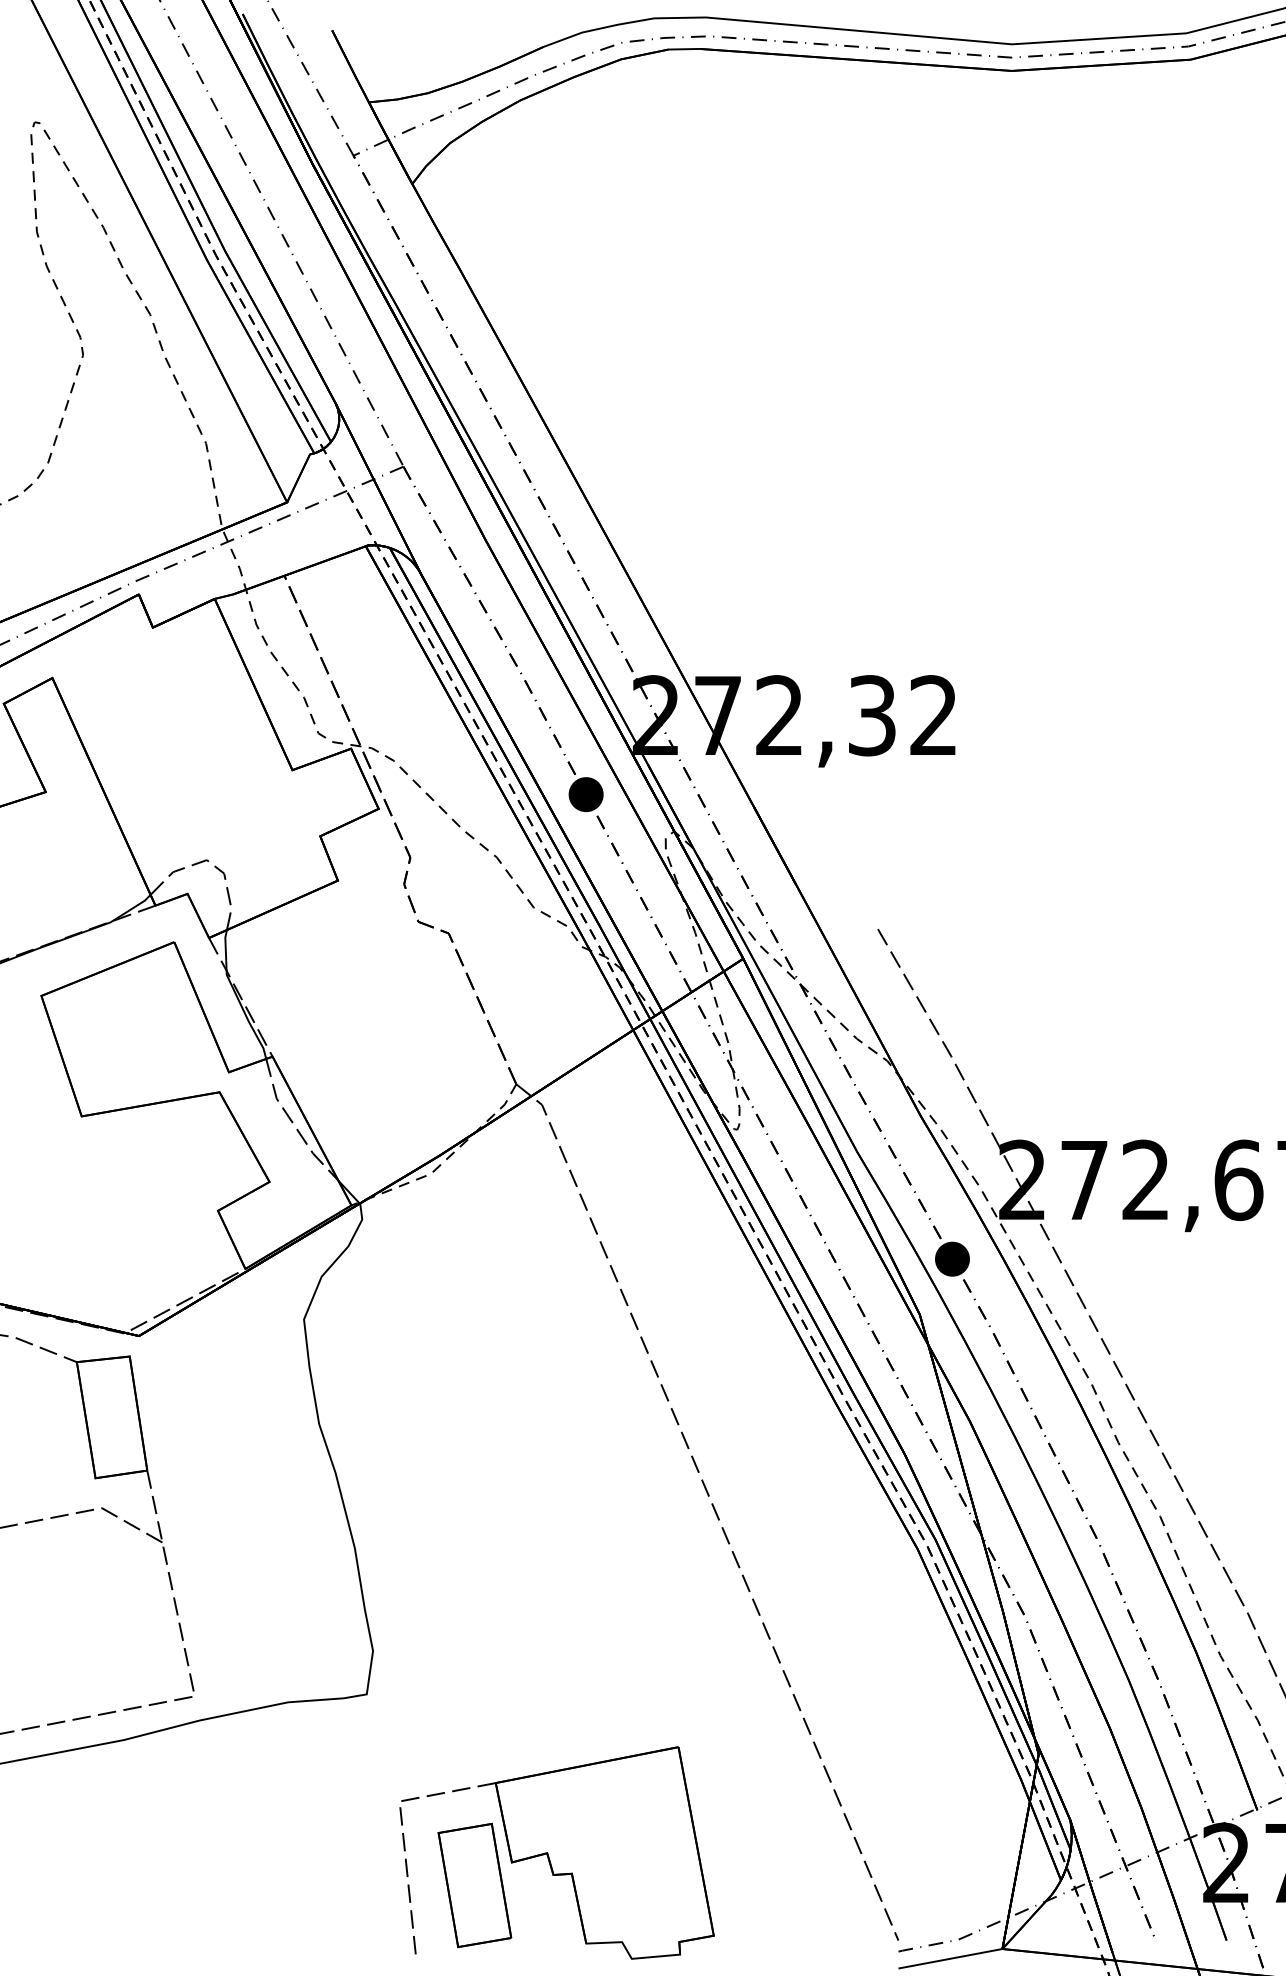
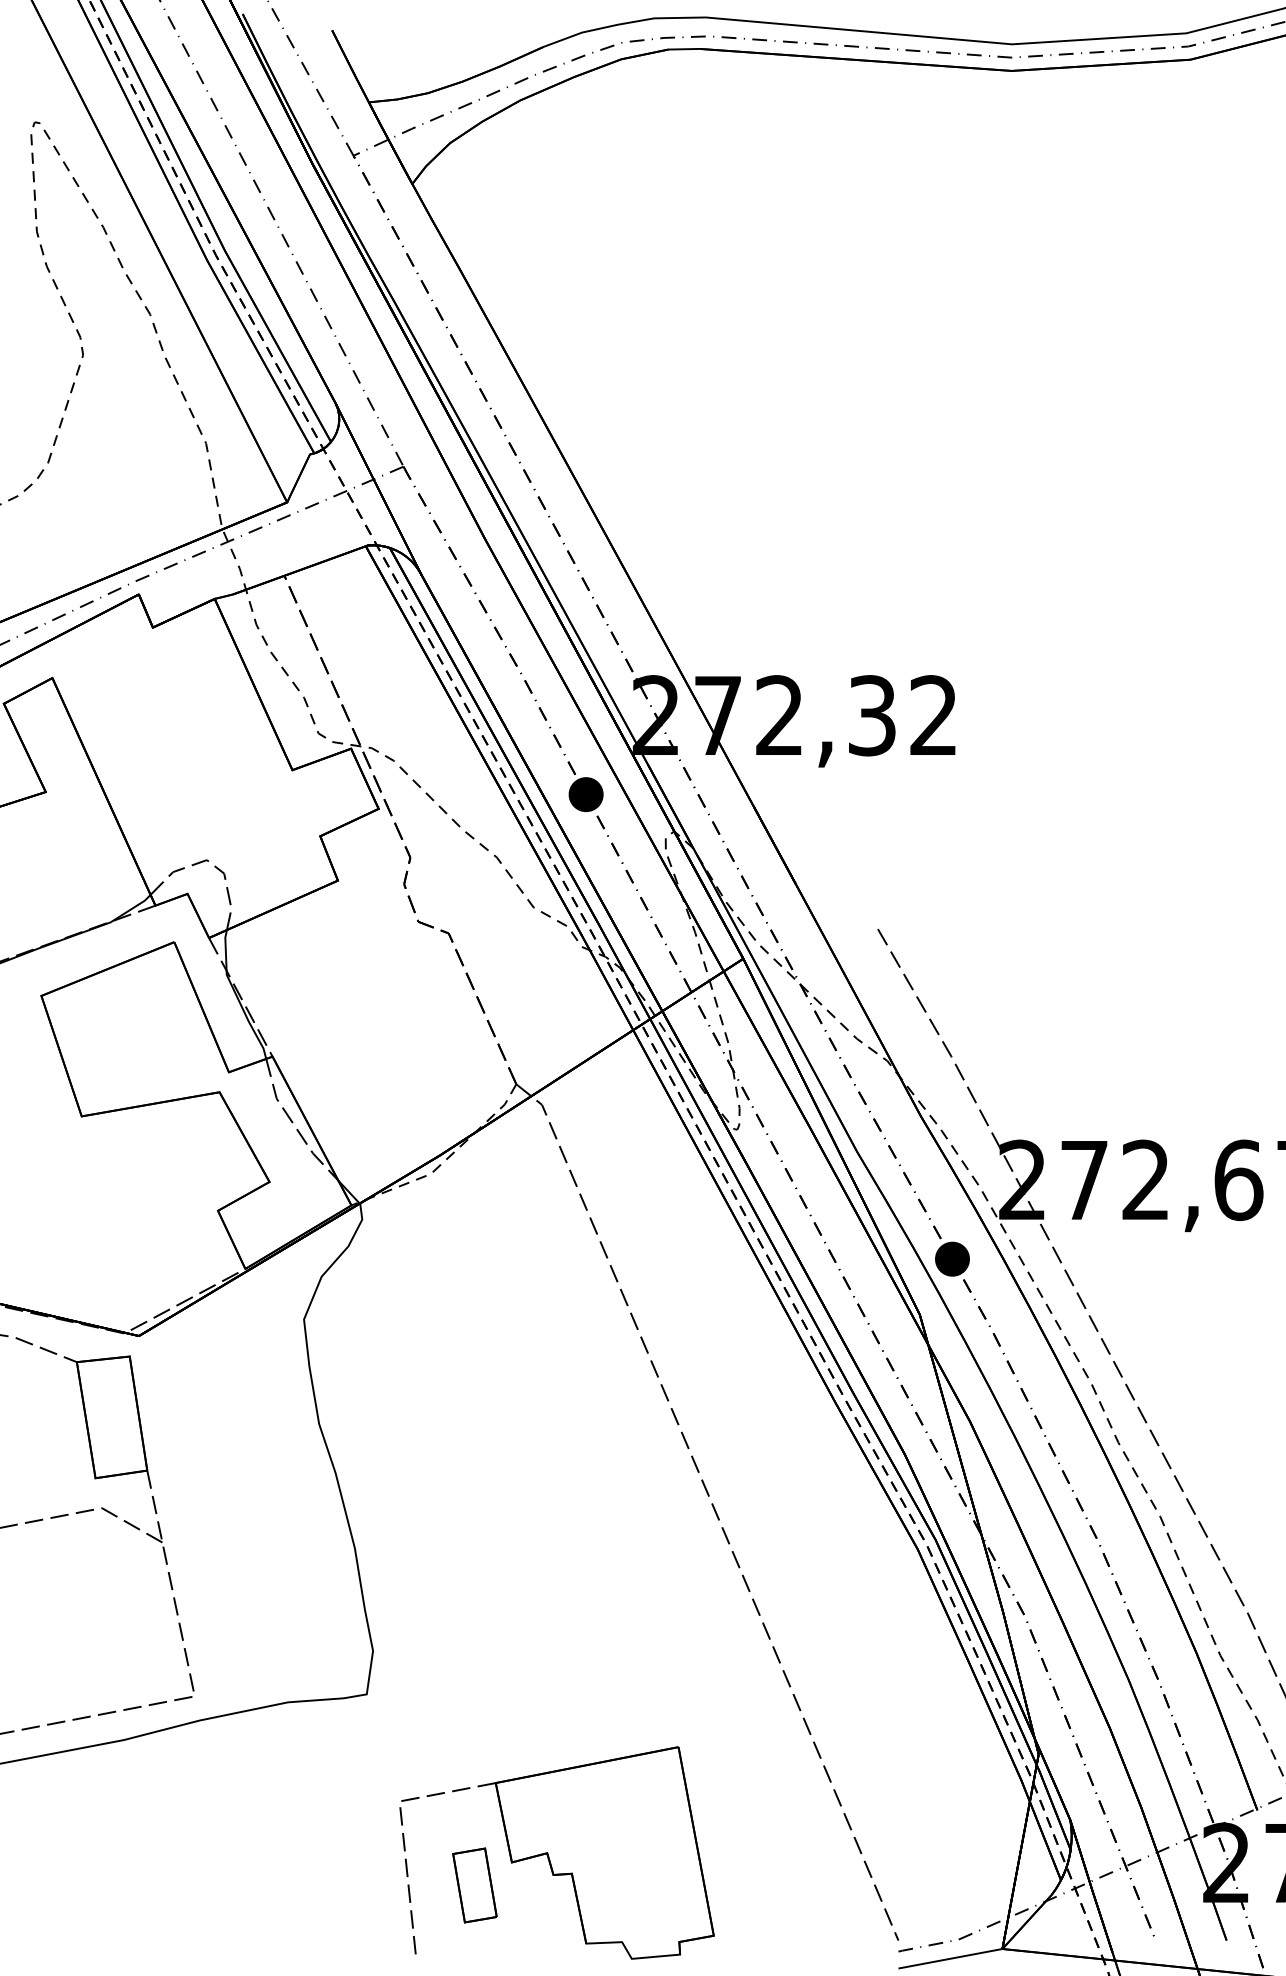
part size: 76x127 px -> 46x77 px (474, 1885)
